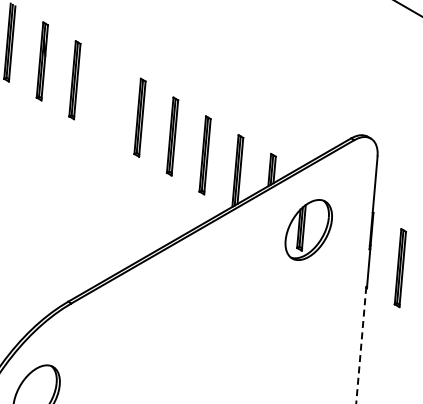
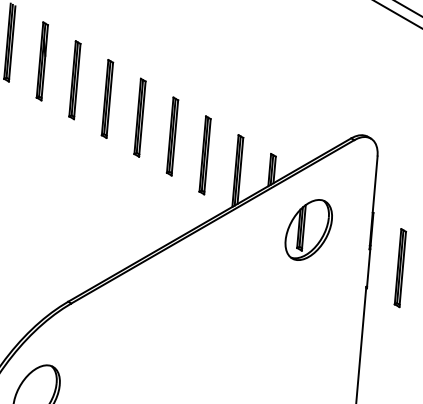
line: none -> present (397, 14)
part: none -> present (107, 98)
line: dashed -> solid (361, 345)
